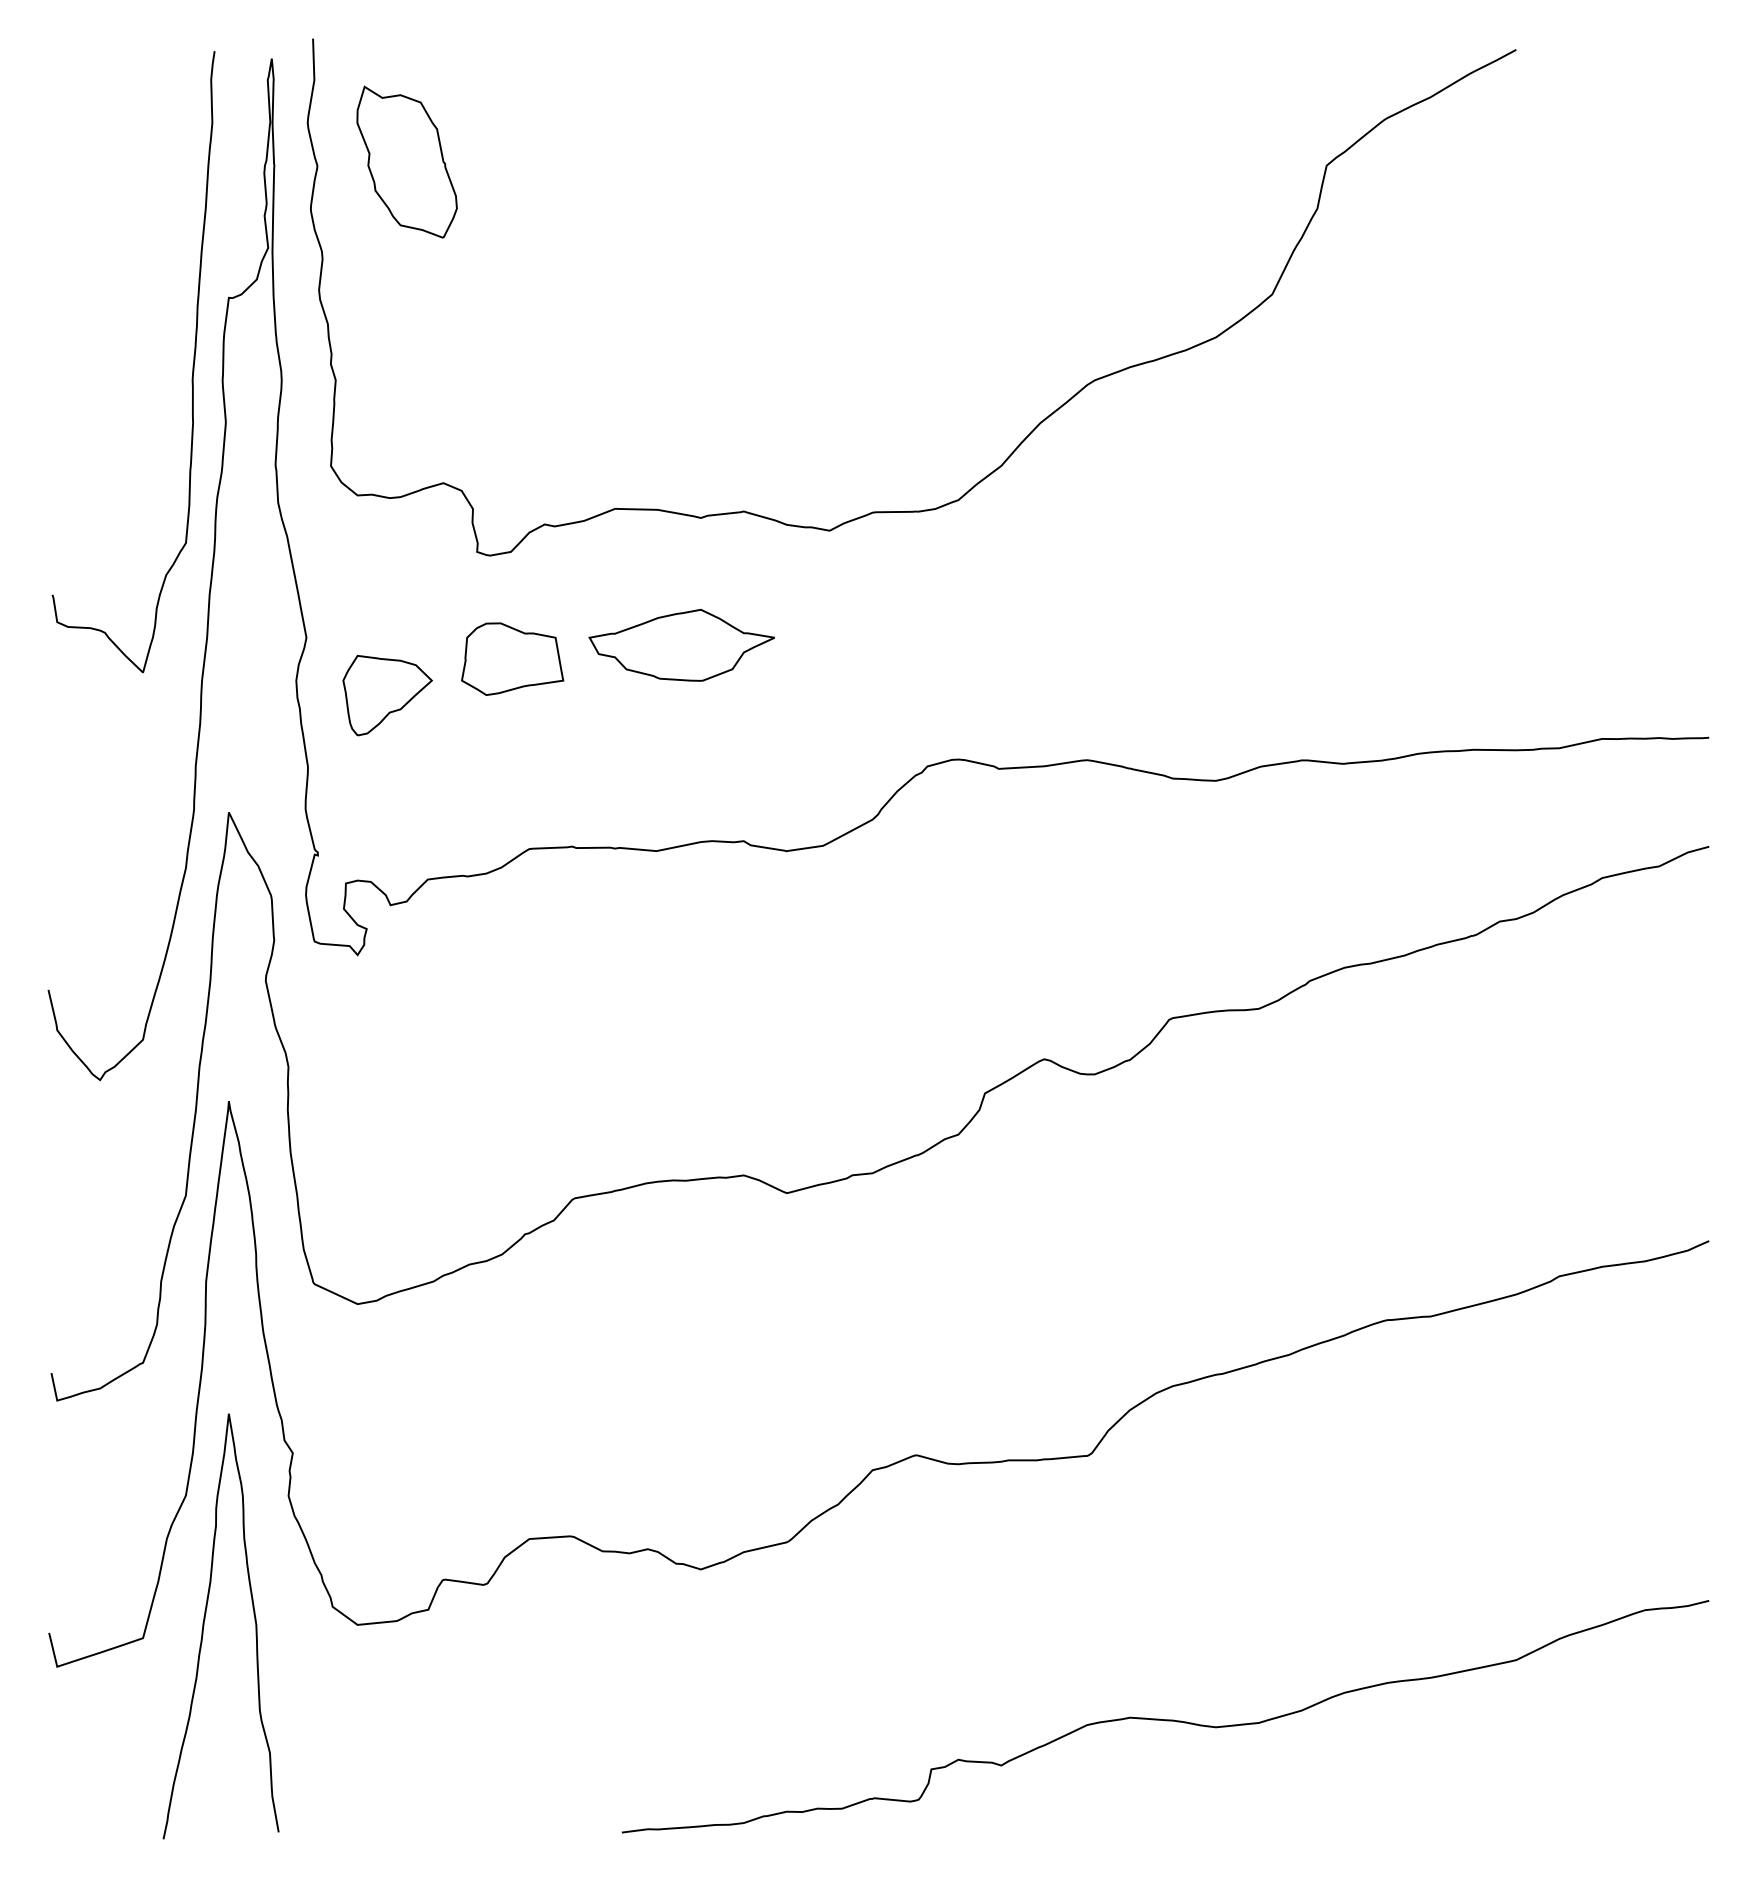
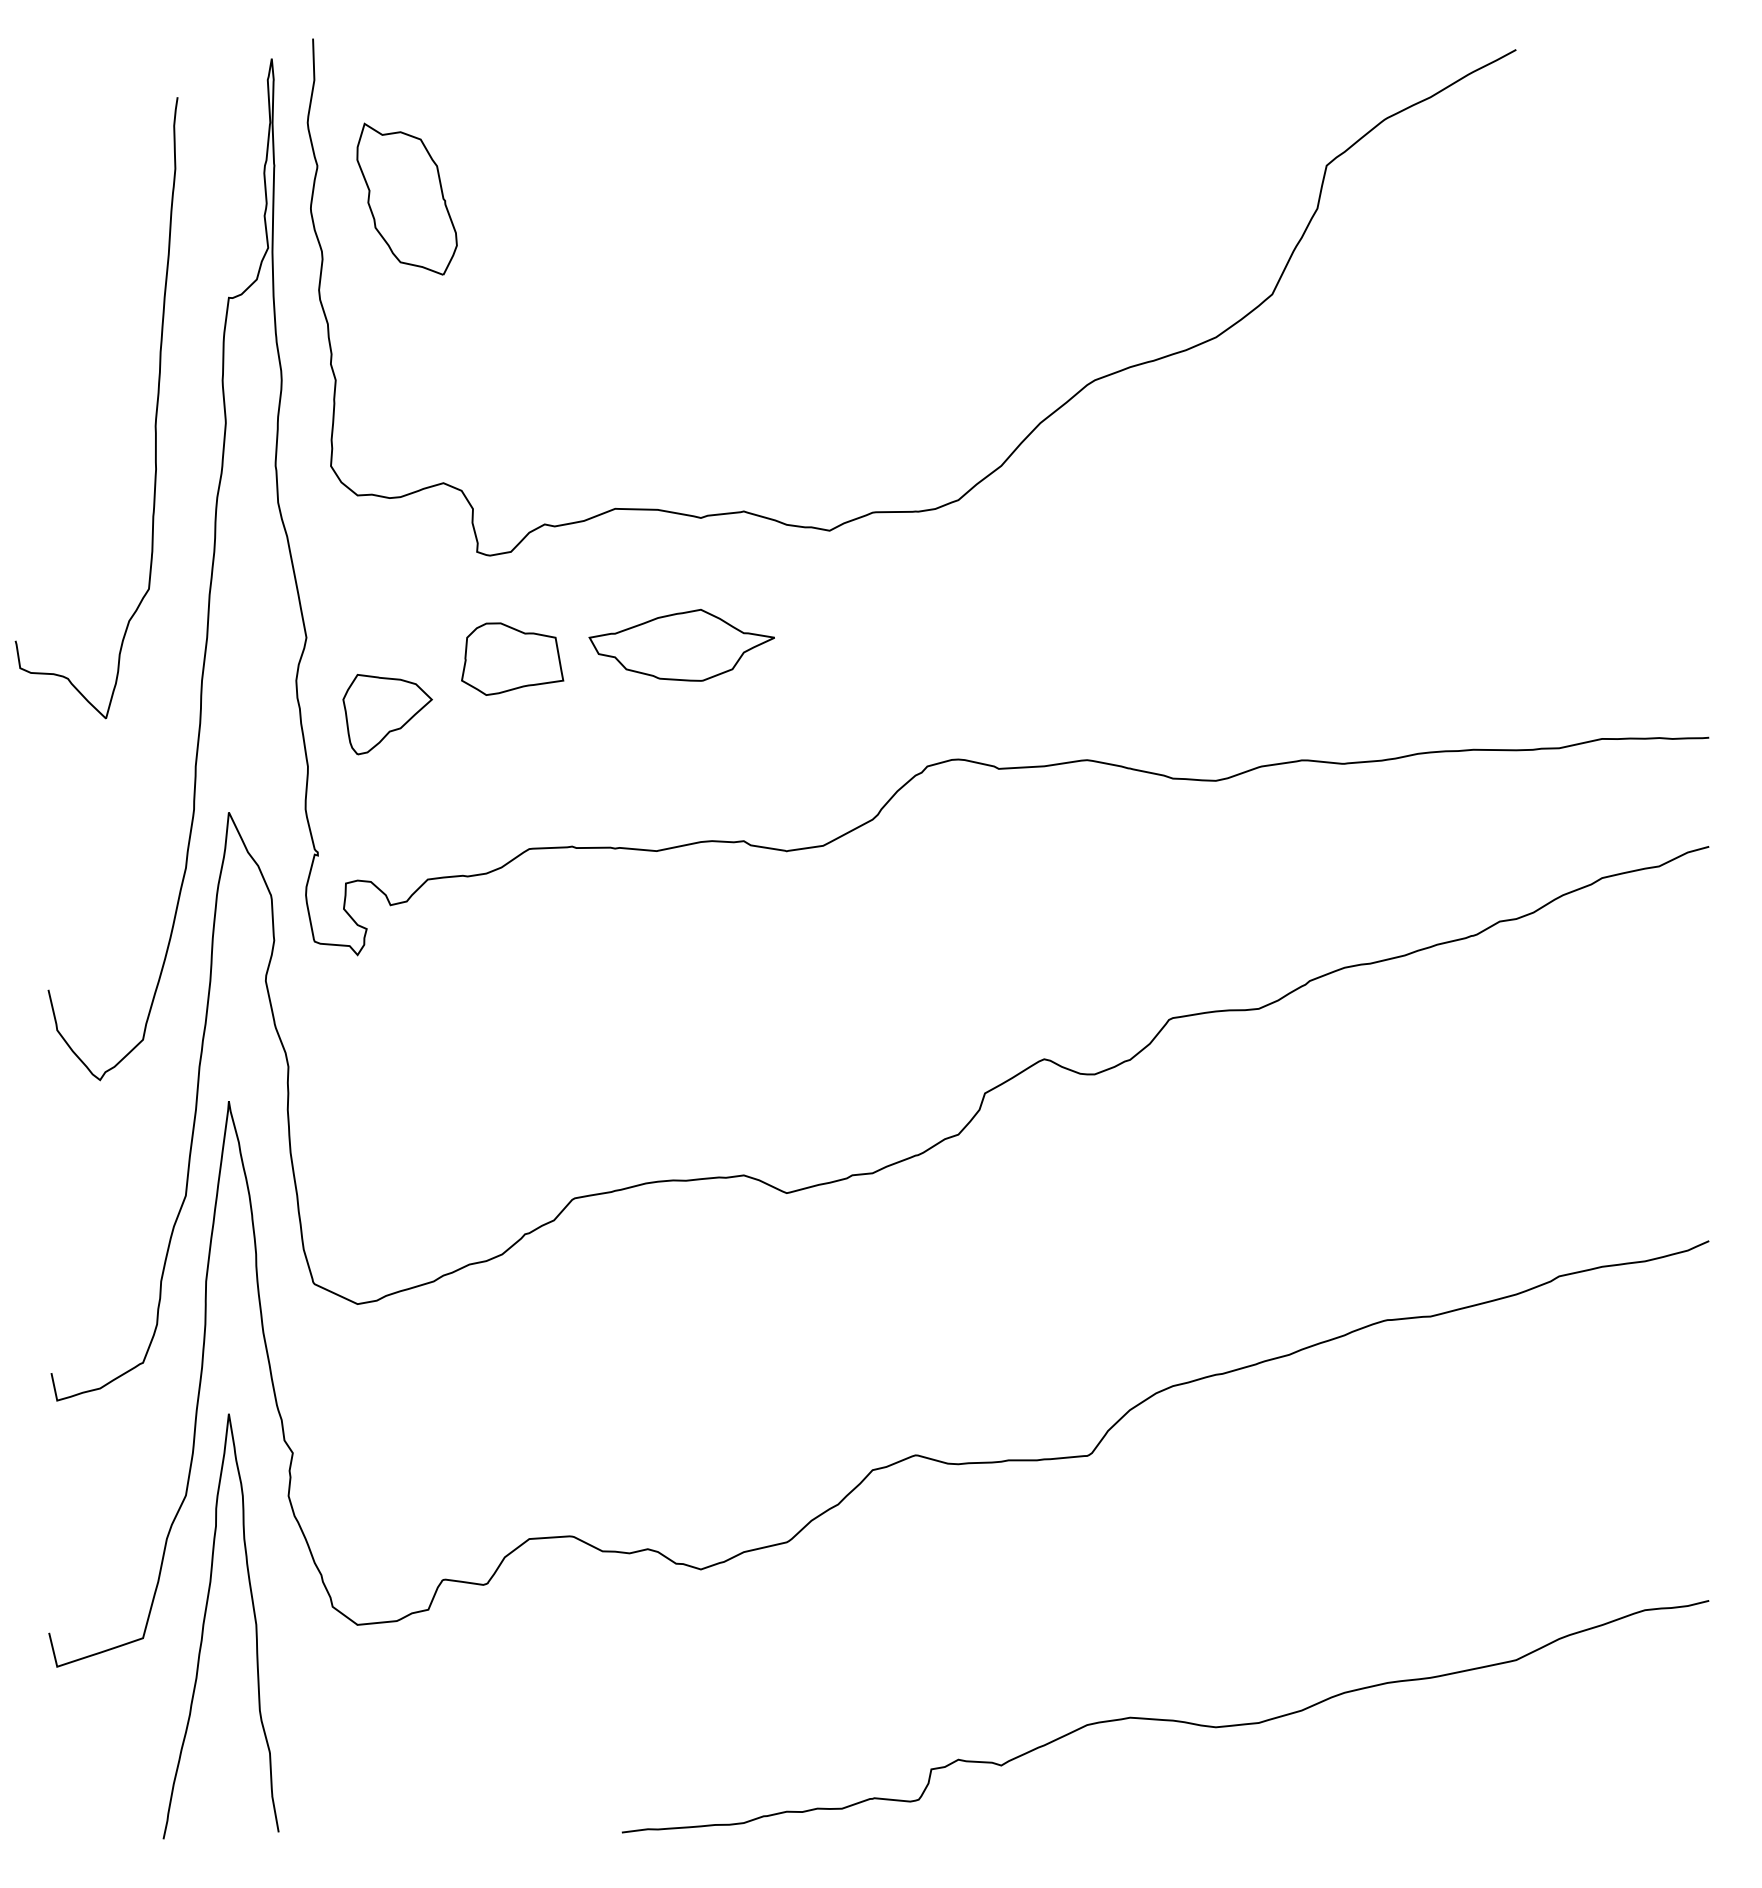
part position: (406, 161) -> (406, 198) (406, 198)
curve position: (192, 365) -> (155, 411) (155, 411)
part position: (387, 695) -> (387, 714) (387, 714)
